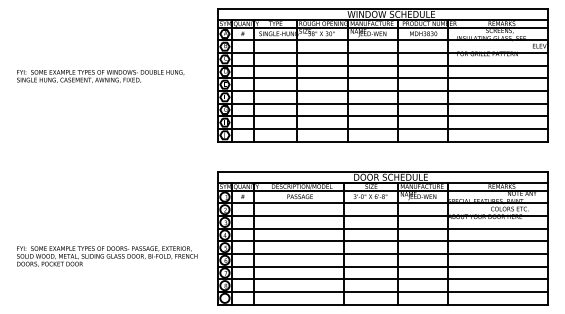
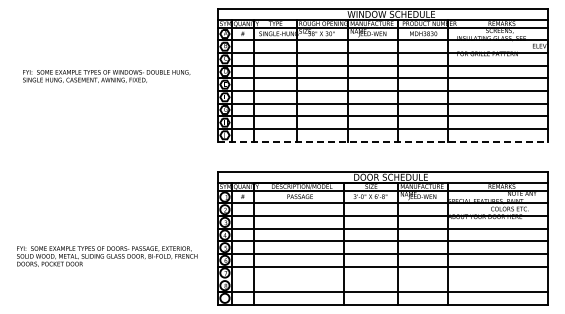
text position: (100, 76) -> (106, 76) (106, 76)
line: solid -> dashed (383, 141)
line: present -> none (383, 279)
